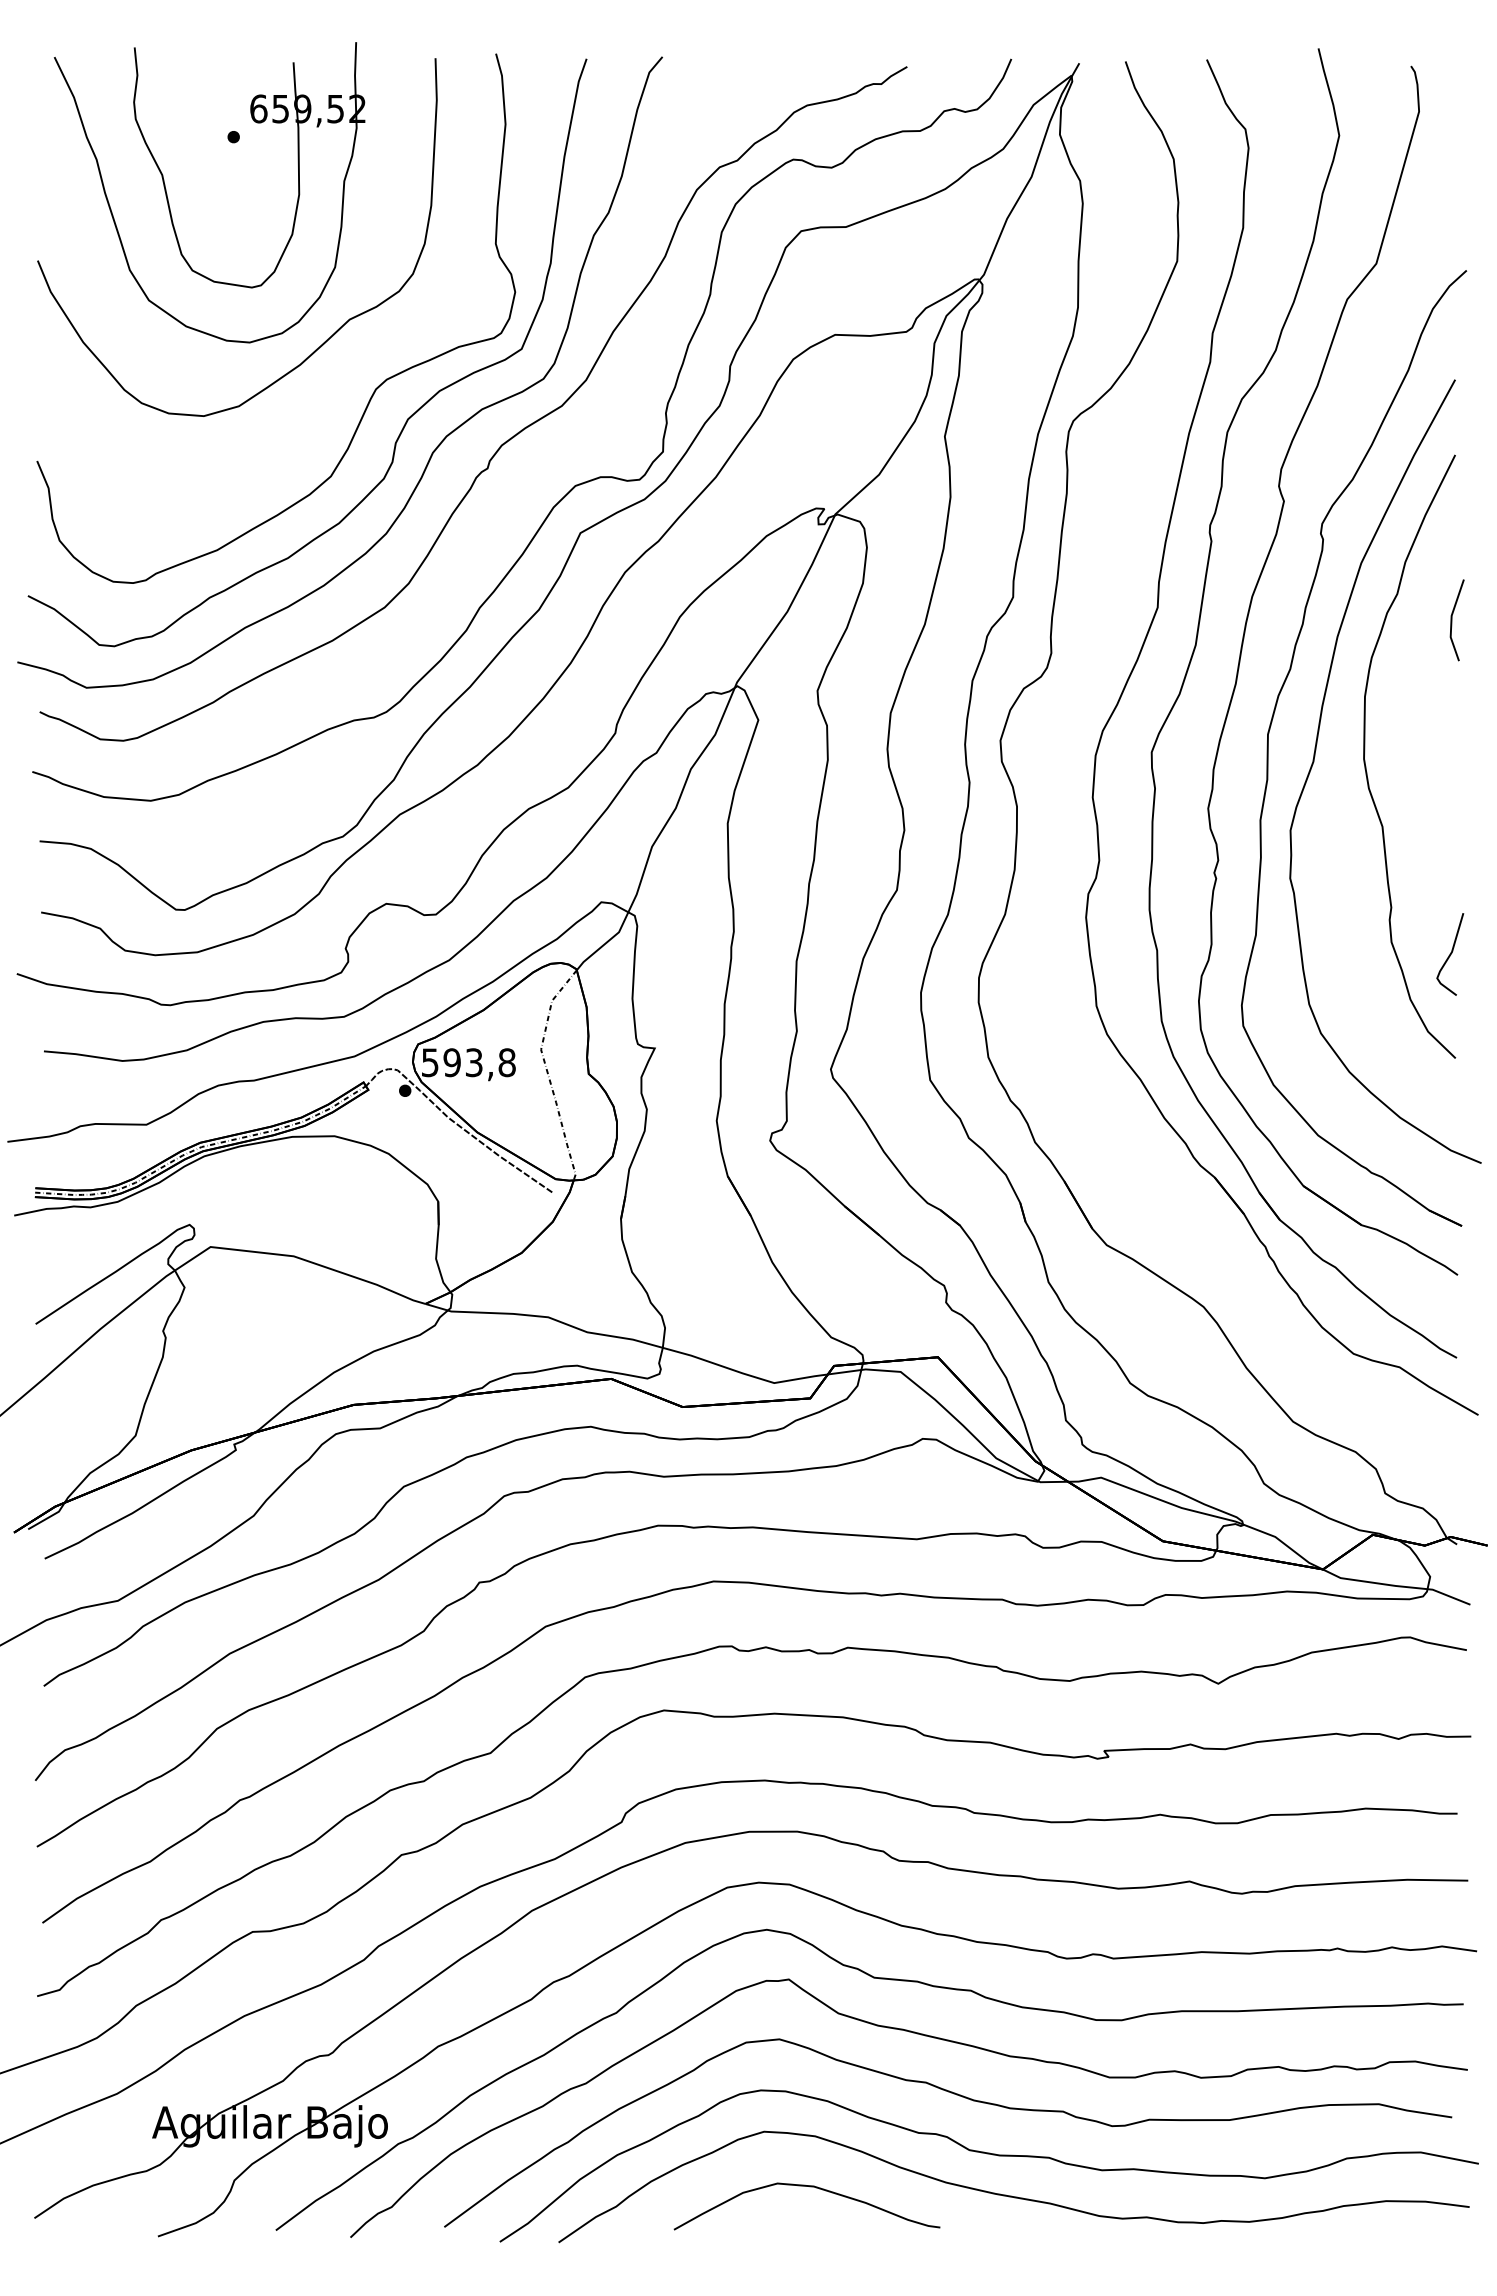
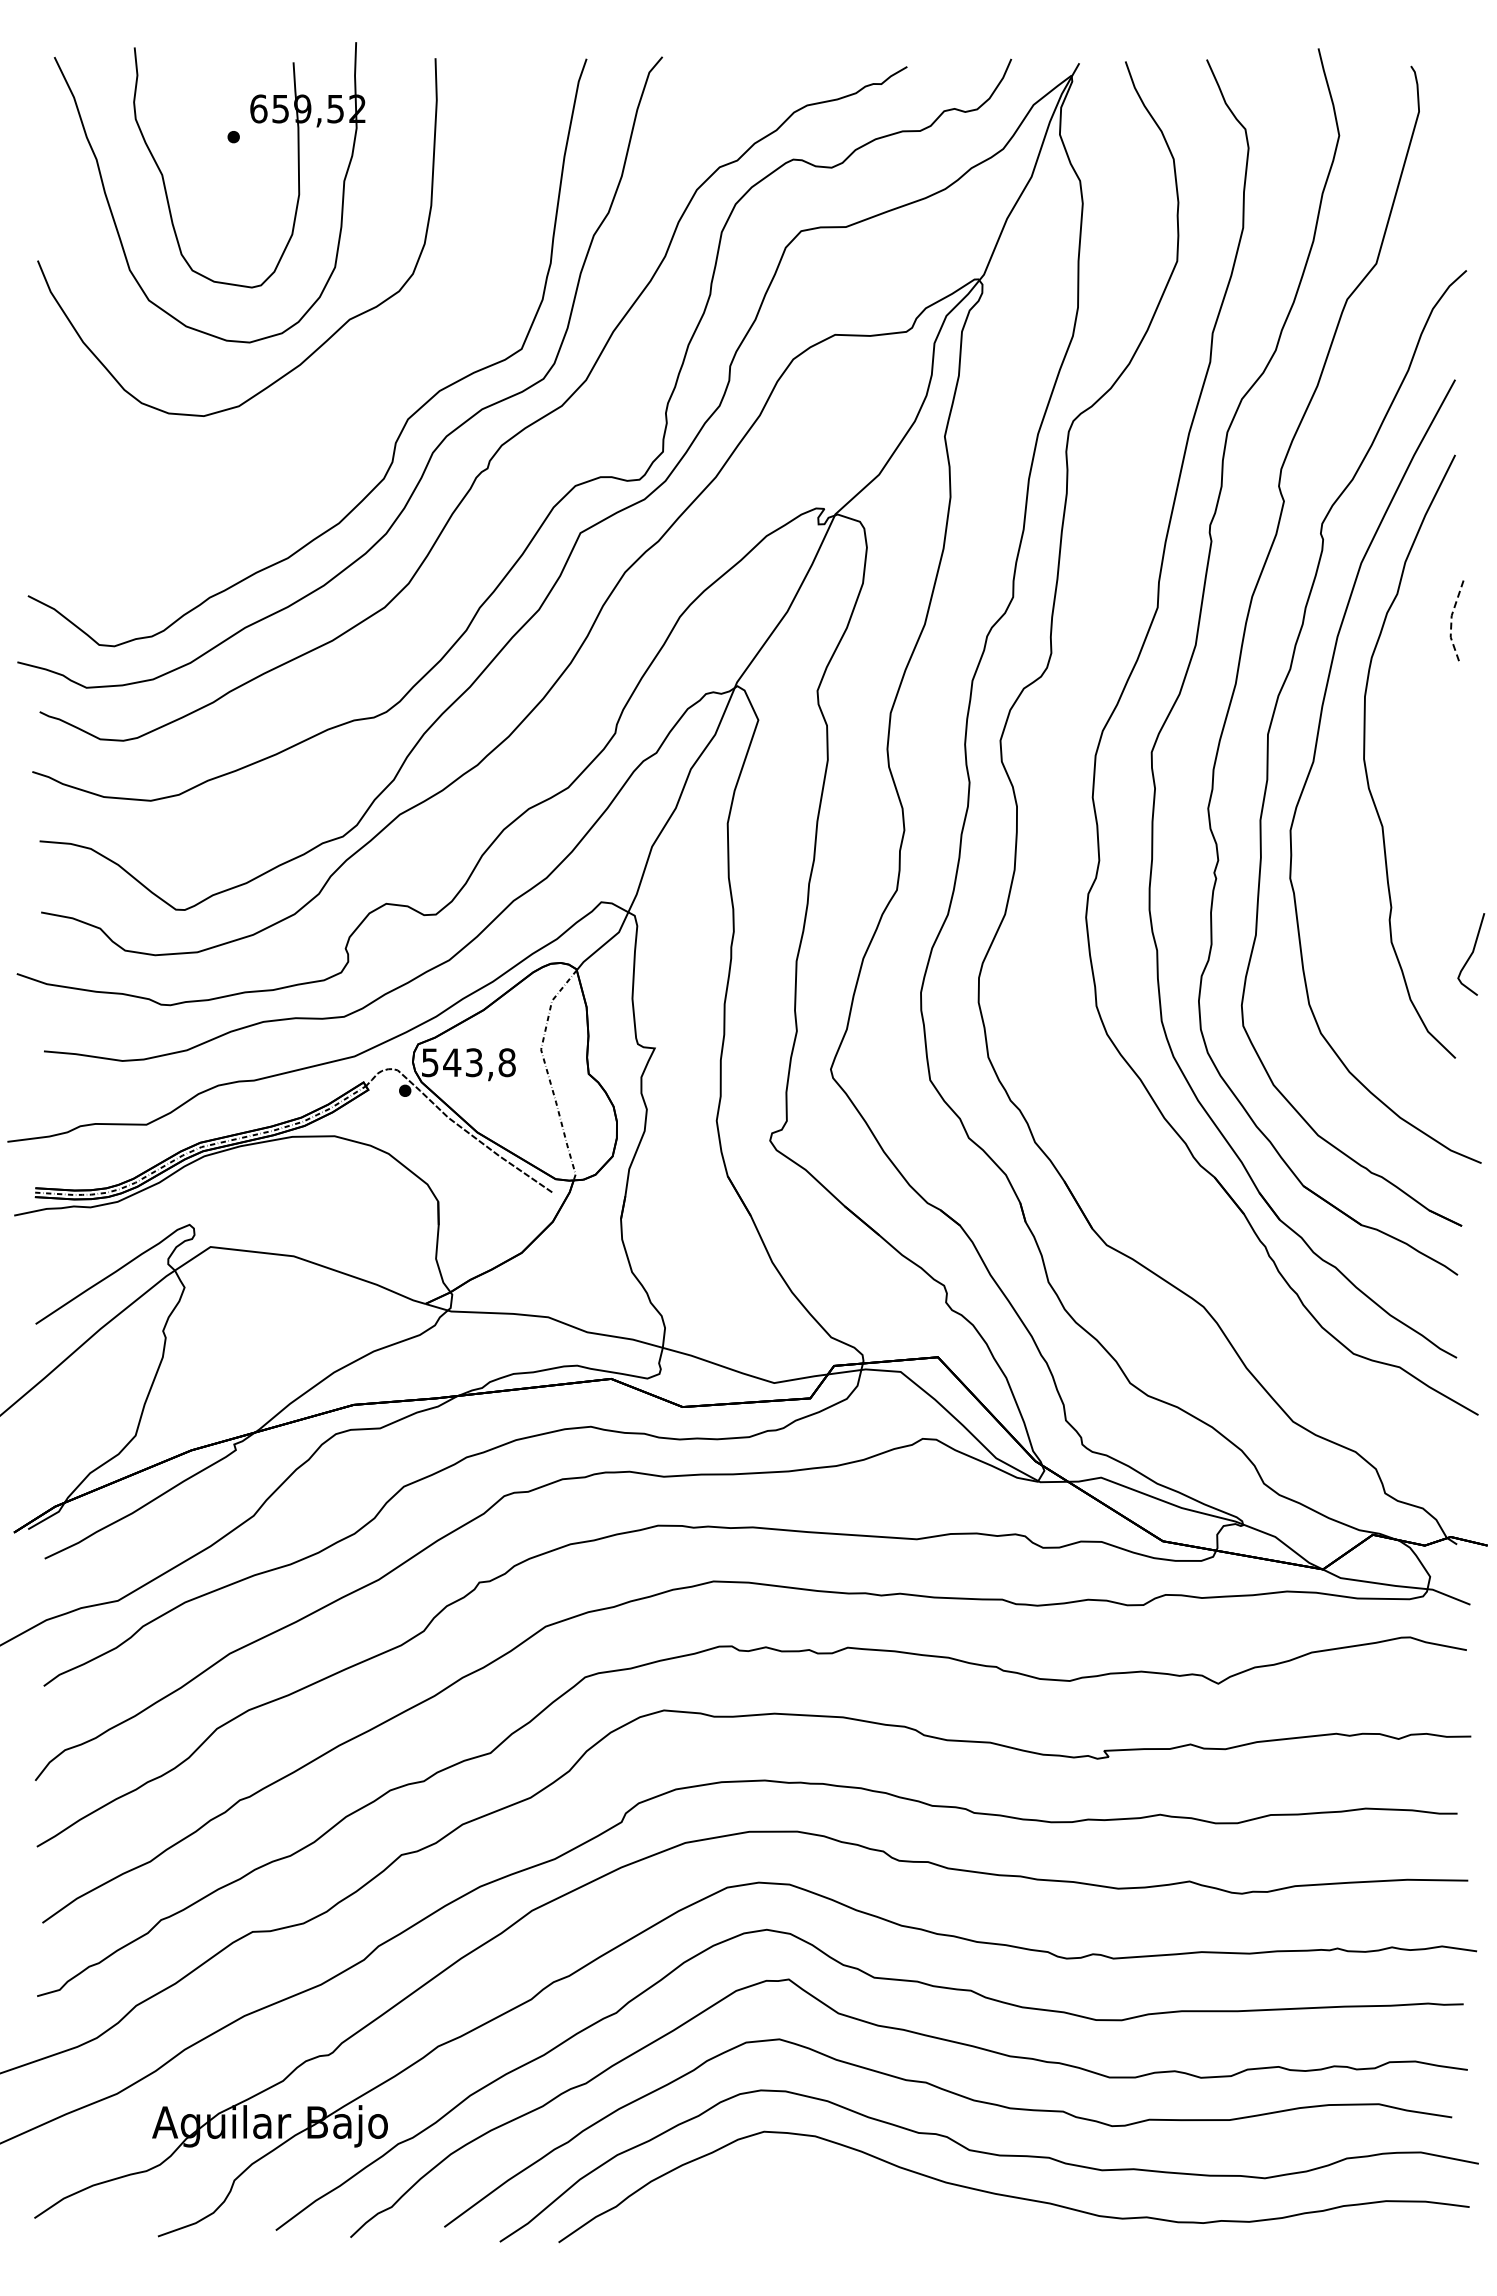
curve: present -> none (374, 389)
line: solid -> dashed (1451, 619)
curve position: (1450, 954) -> (1471, 954) (1471, 954)
text: 593,8 -> 543,8 (452, 1062)
curve: present -> none (809, 2187)
